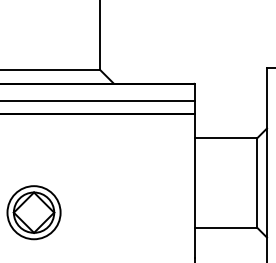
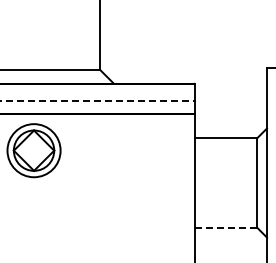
line: solid -> dashed (97, 100)
part position: (33, 212) -> (33, 150) (33, 150)
line: solid -> dashed (225, 227)
